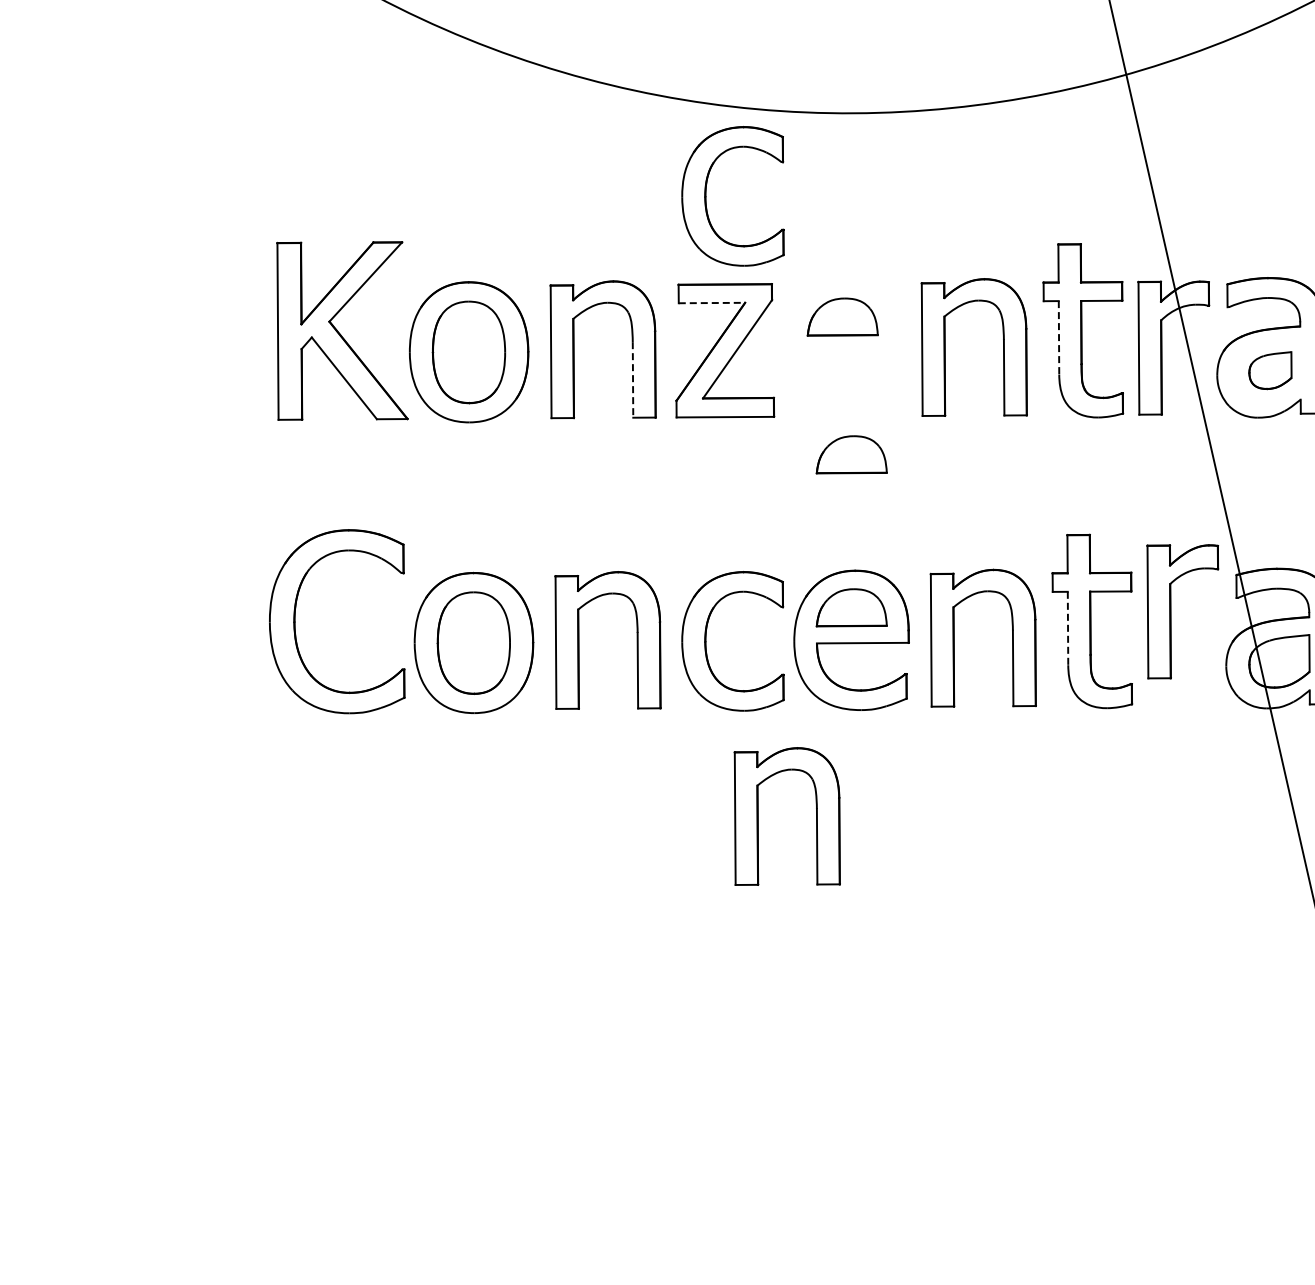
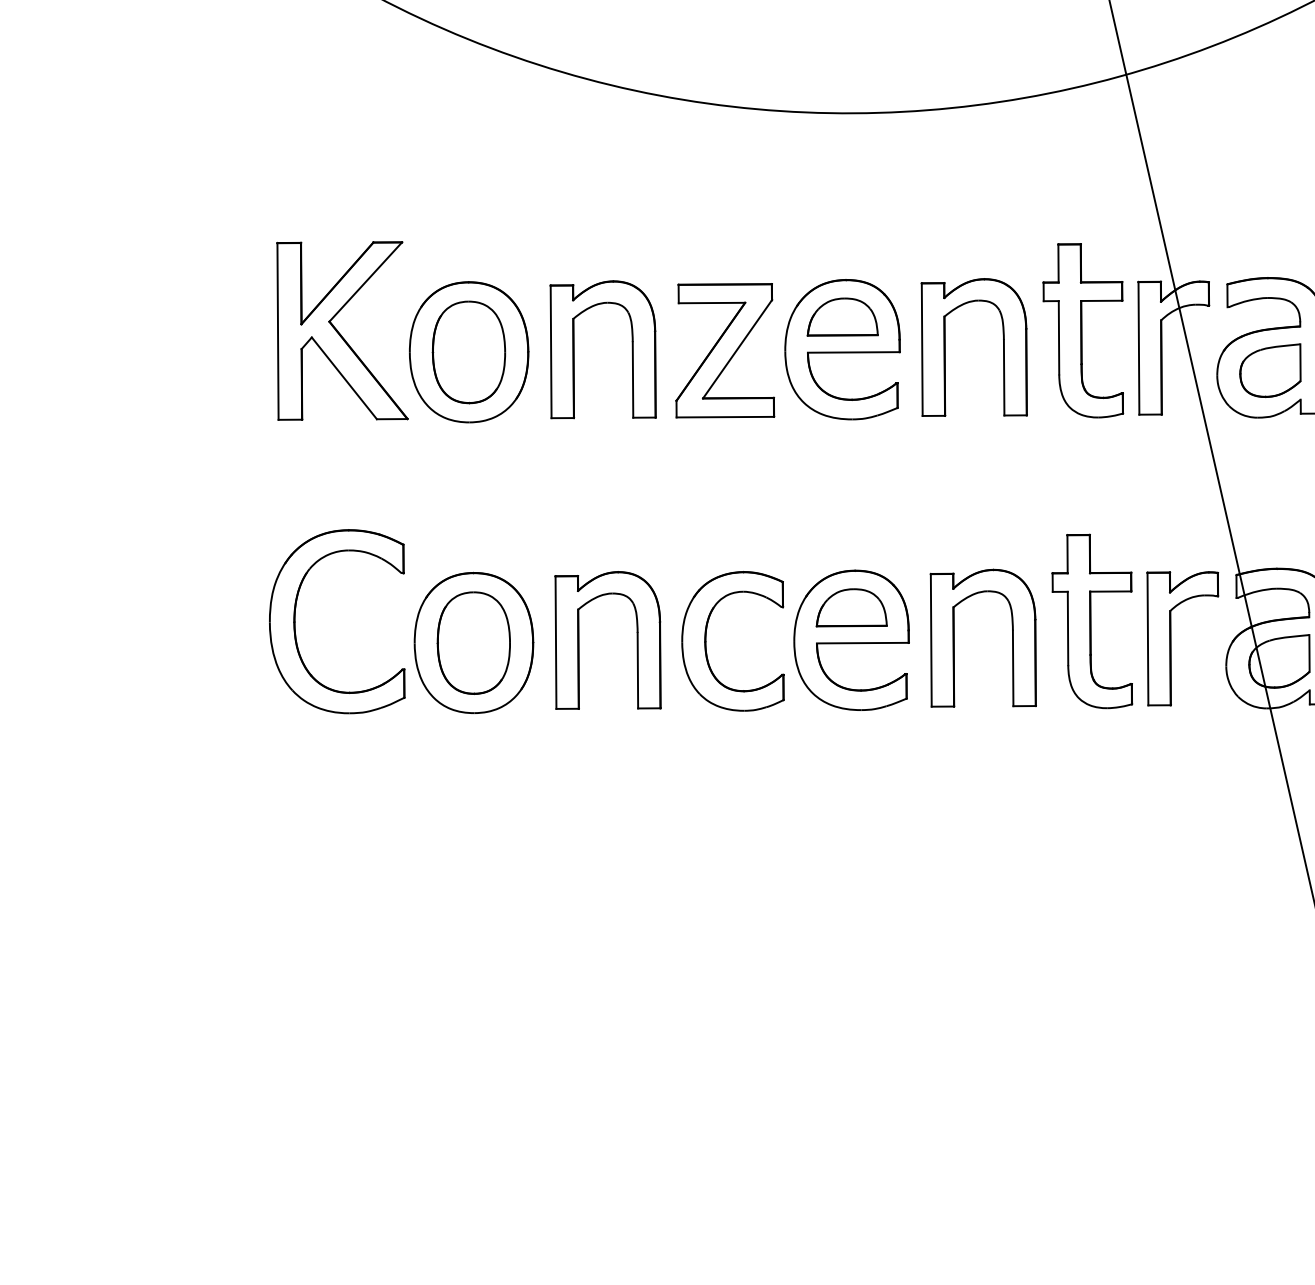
part: present -> none (706, 196)
line: dashed -> solid (712, 303)
line: dashed -> solid (1059, 337)
part: none -> present (842, 349)
part size: 45x40 px -> 63x55 px (1270, 370)
line: dashed -> solid (633, 379)
part: present -> none (851, 454)
part position: (1171, 611) -> (1171, 638) (1171, 638)
line: dashed -> solid (1068, 628)
part: present -> none (758, 816)
